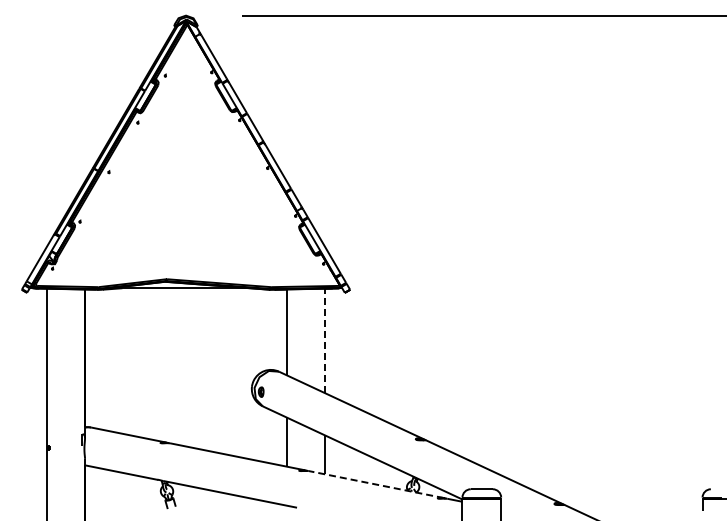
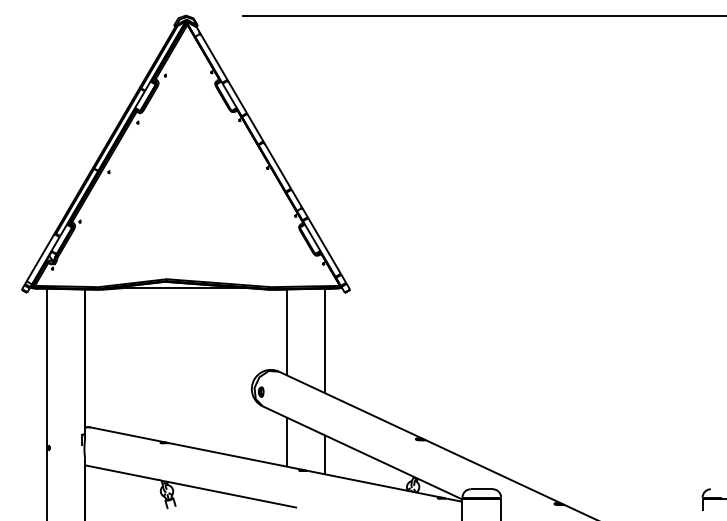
line: dashed -> solid (325, 340)
line: dashed -> solid (376, 484)
